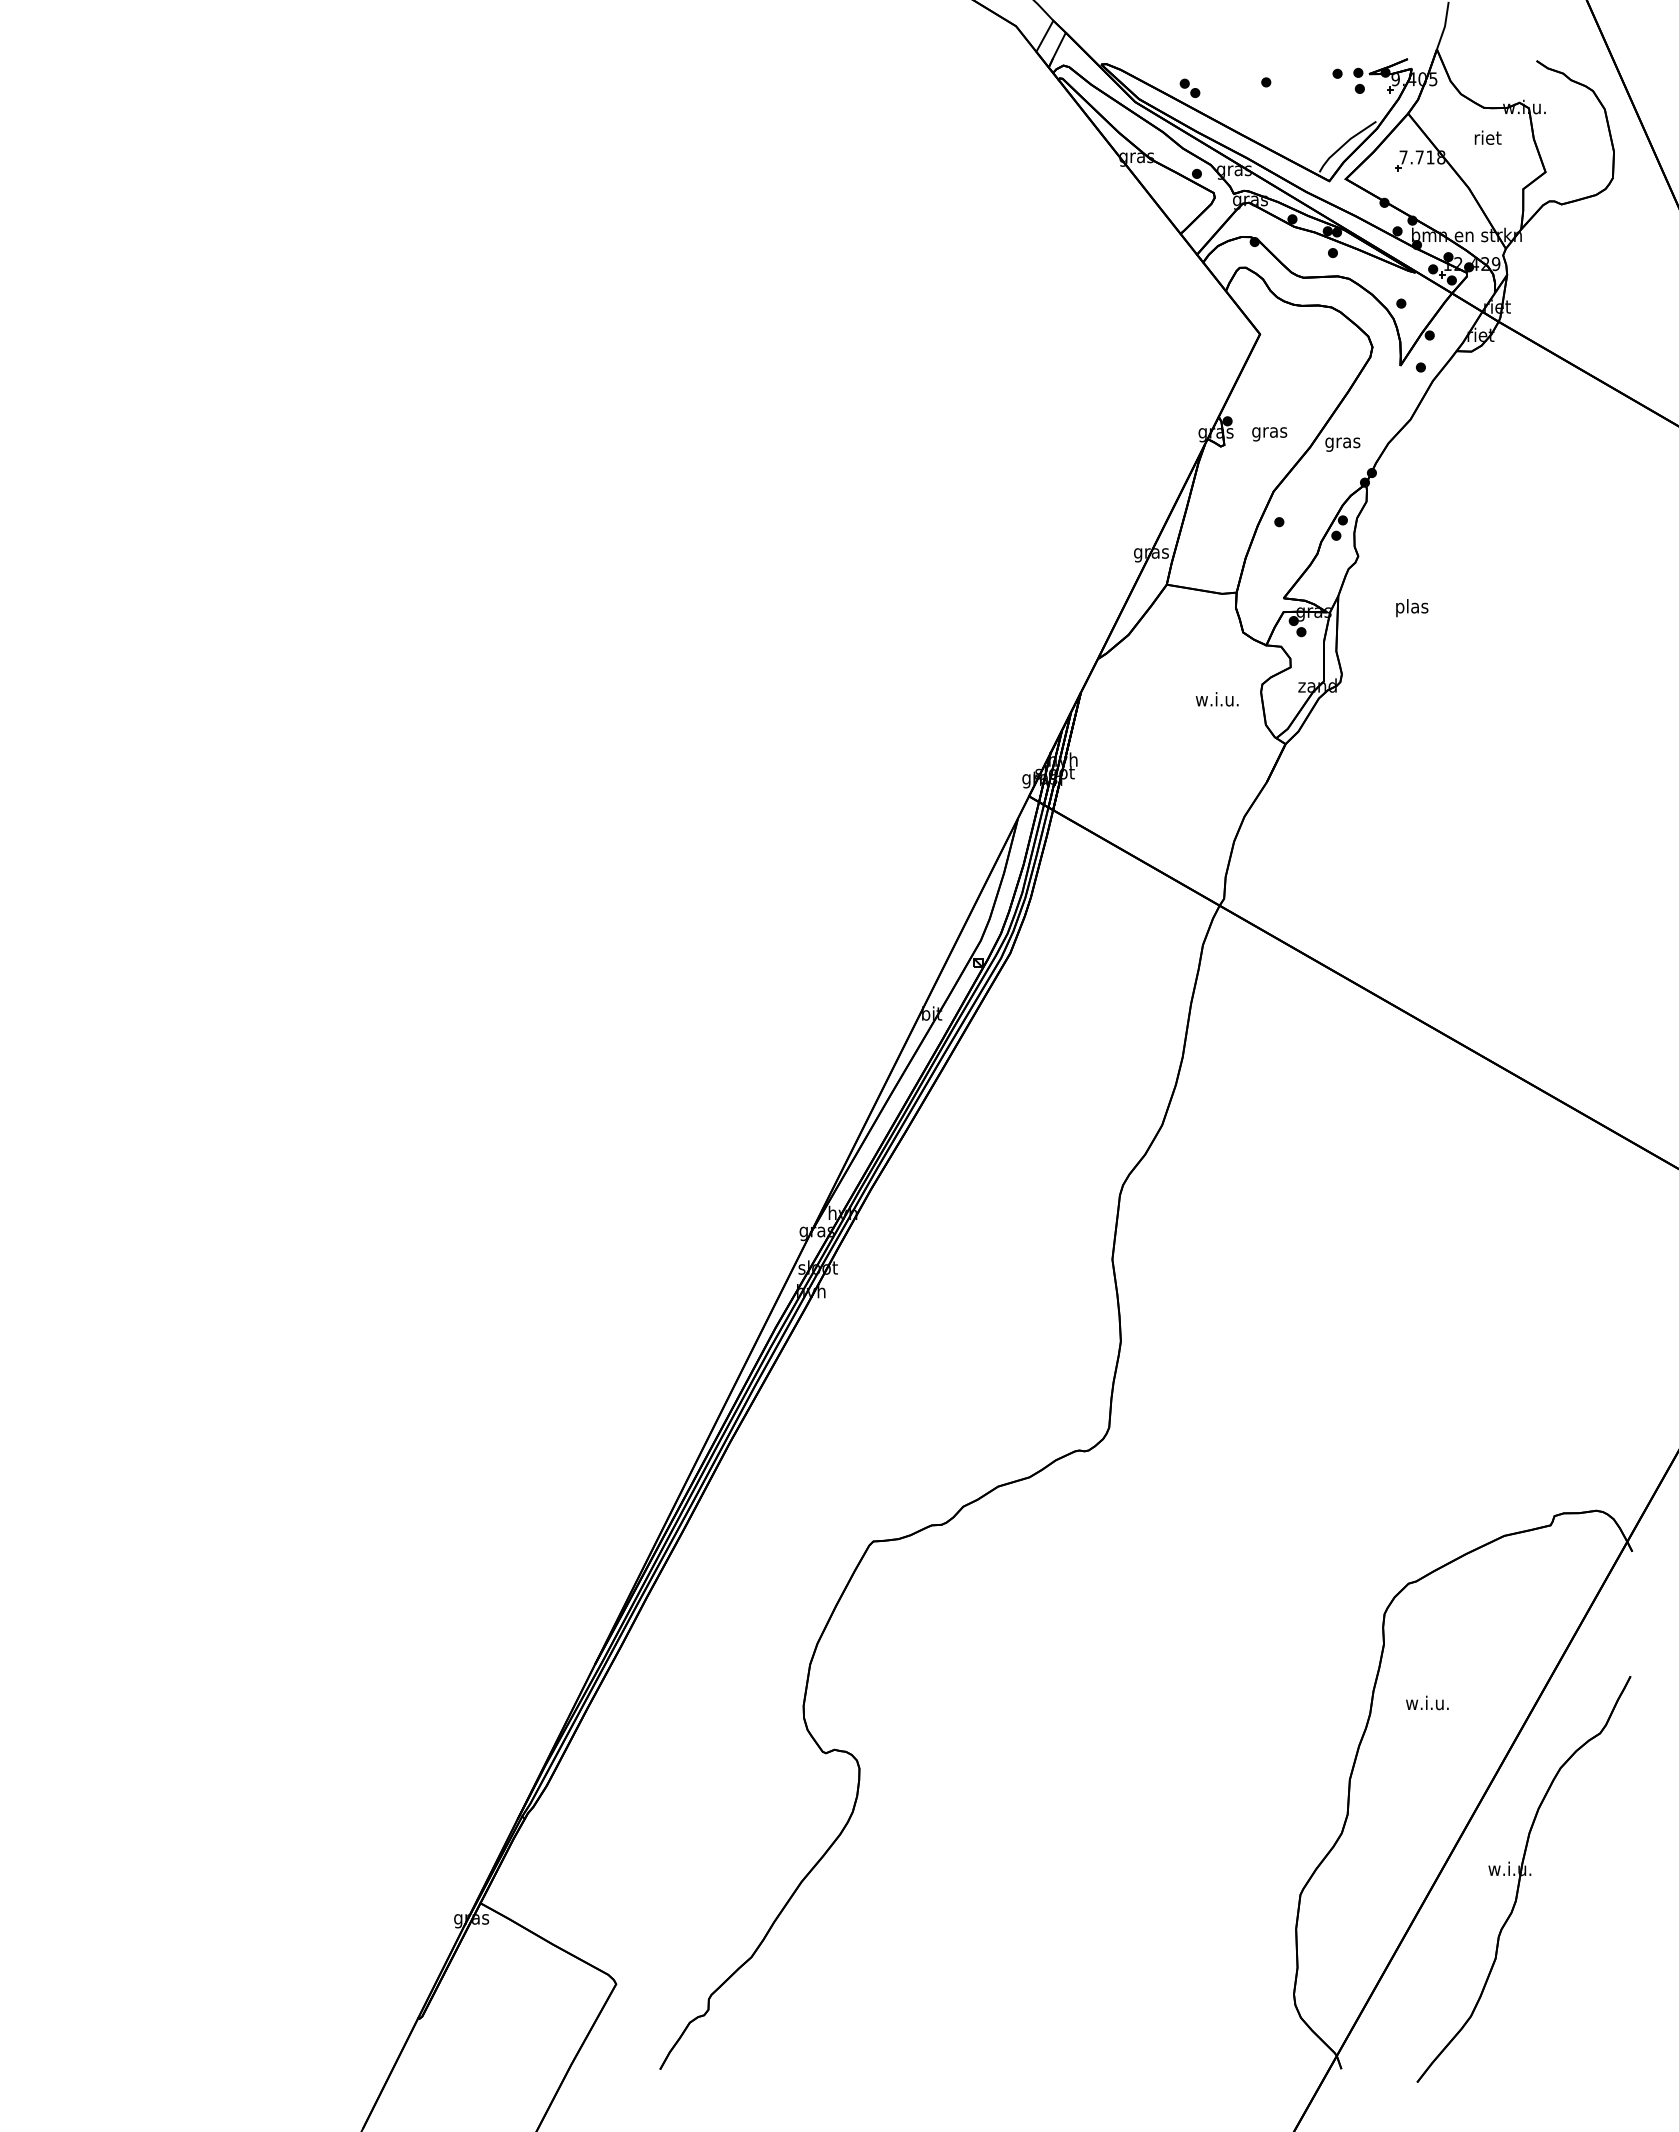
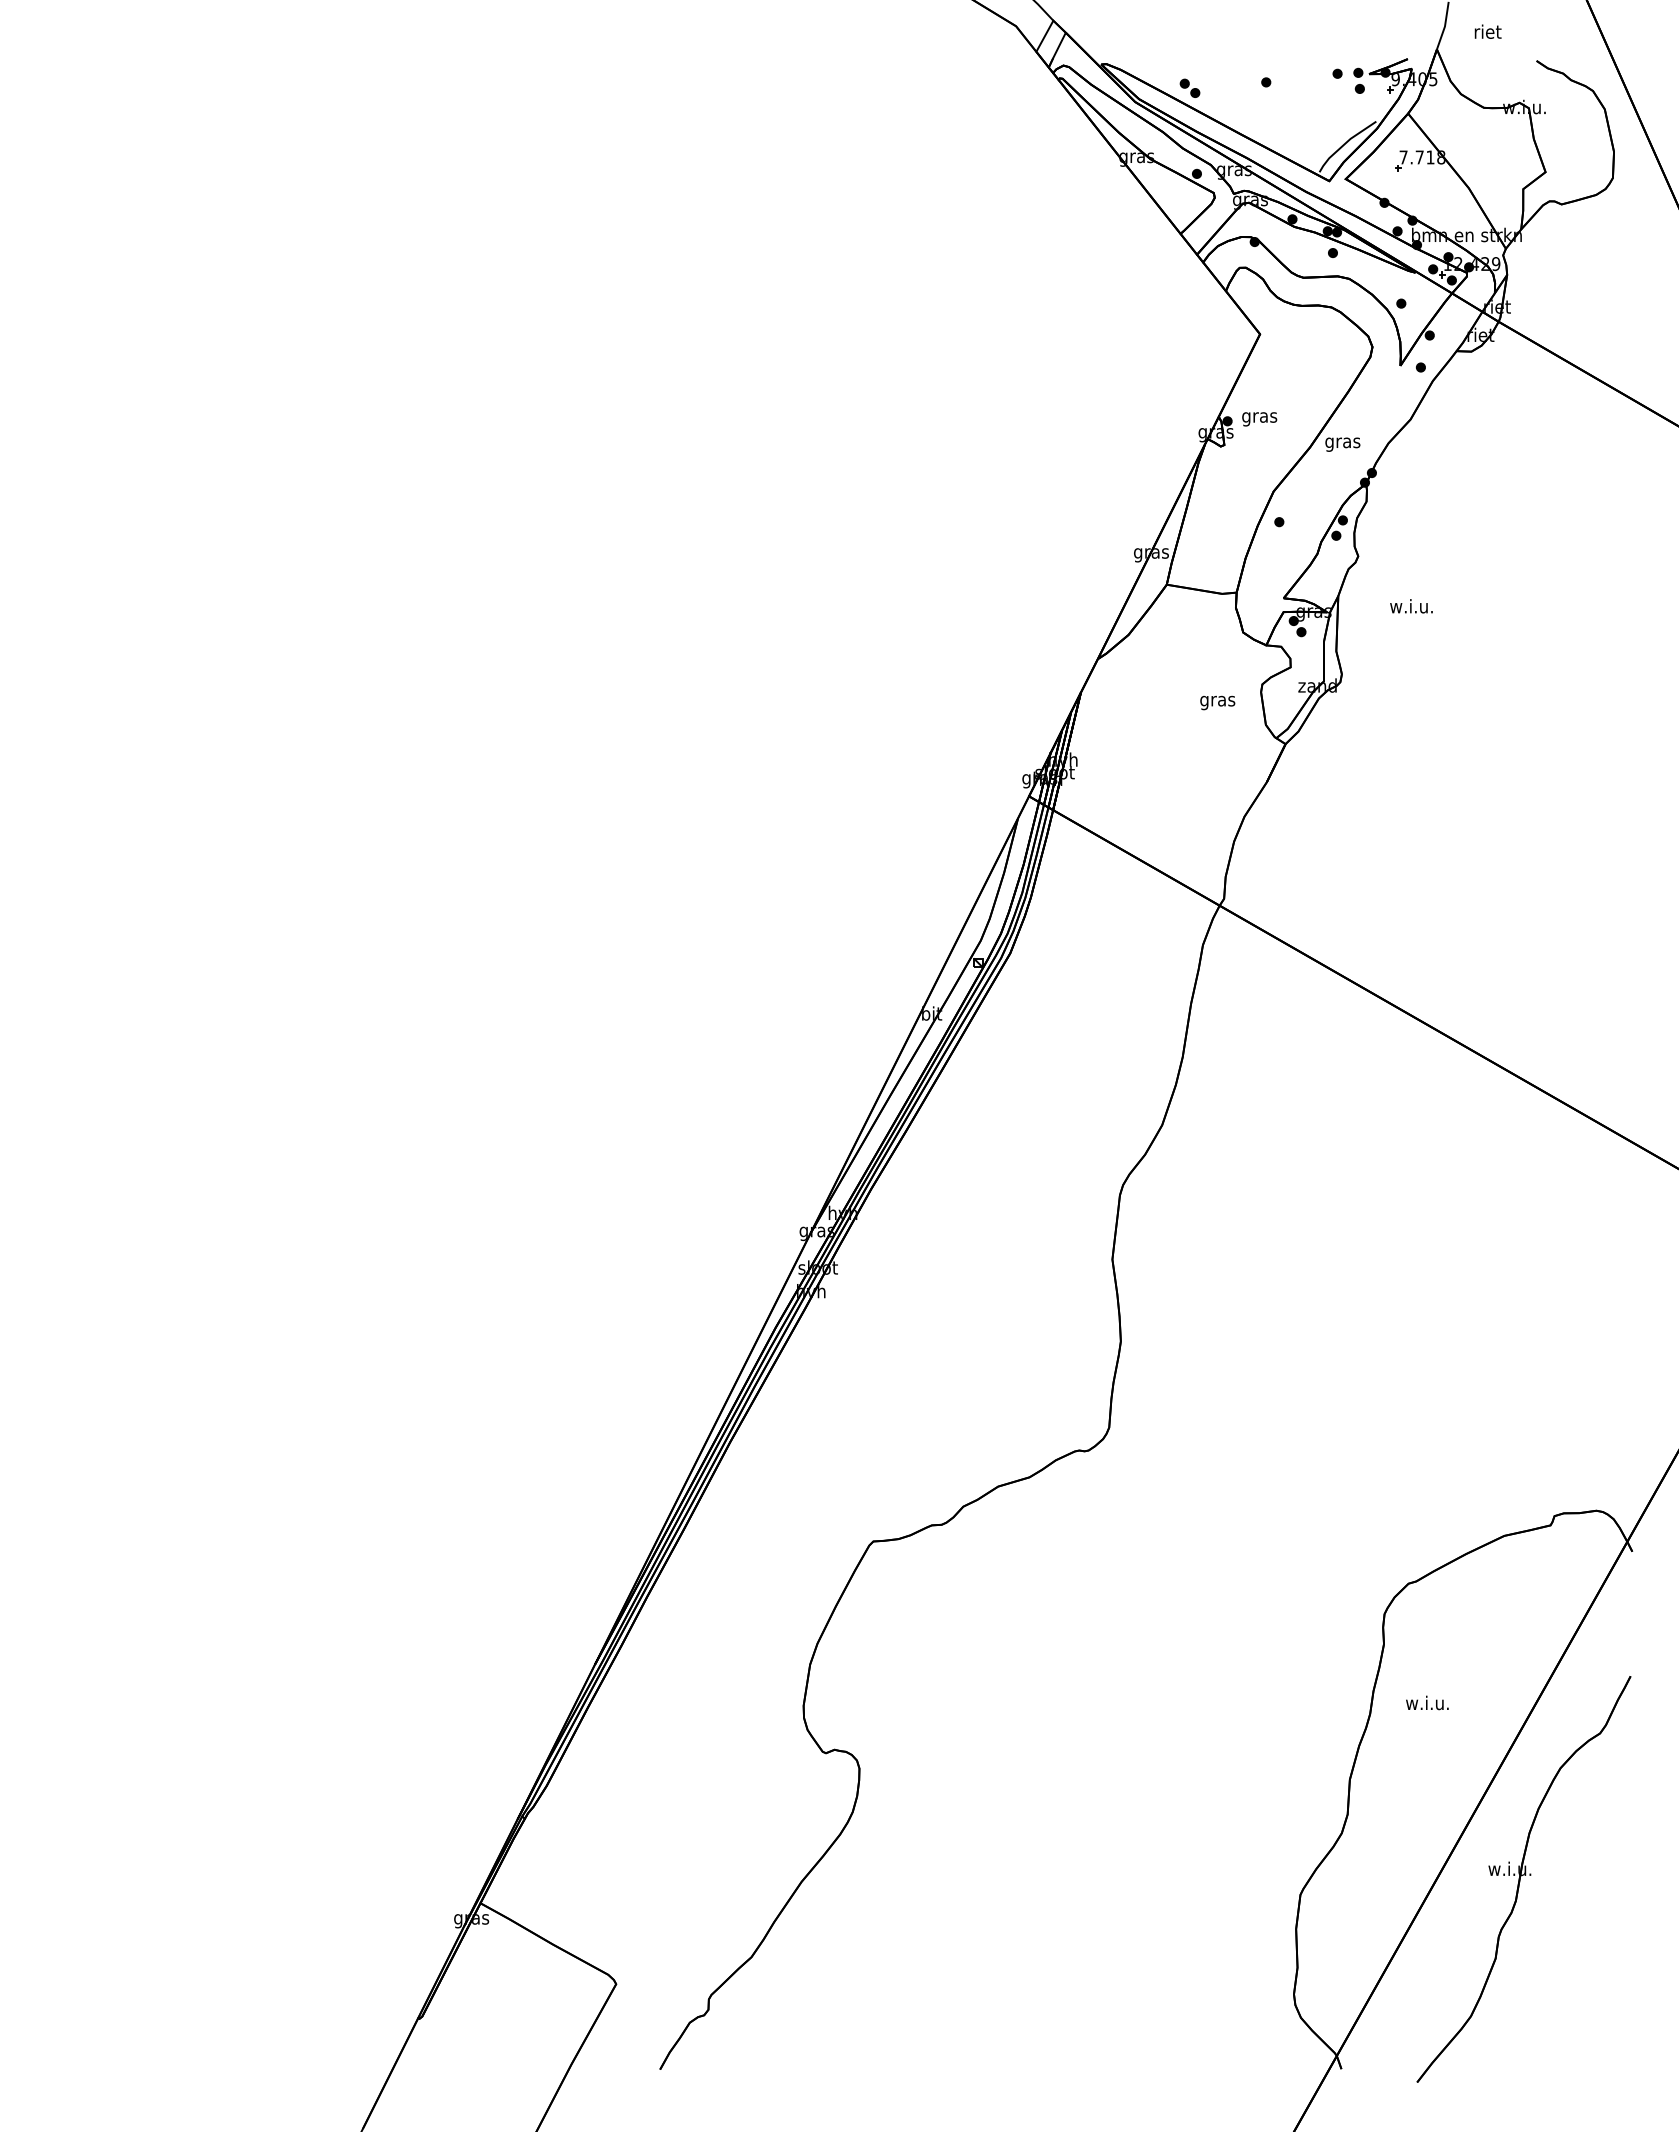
text position: (1487, 137) -> (1487, 31) (1487, 31)
text position: (1269, 434) -> (1259, 419) (1259, 419)
text: plas -> w.i.u. (1411, 608)
text: w.i.u. -> gras (1216, 701)
